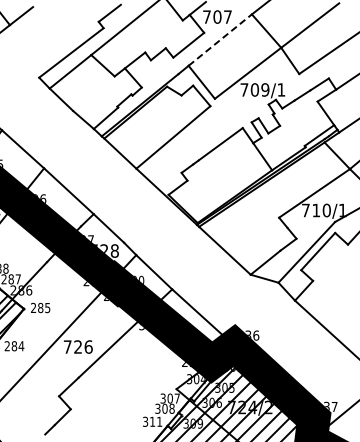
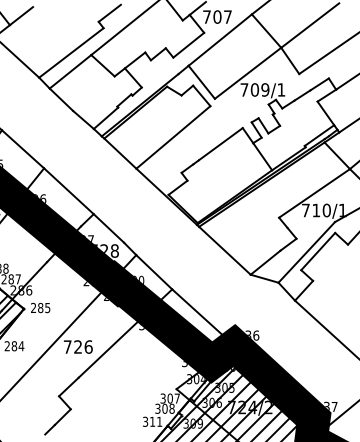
line: dashed -> solid (220, 40)
line: none -> present (20, 60)
text: 251 -> 302 (186, 364)
